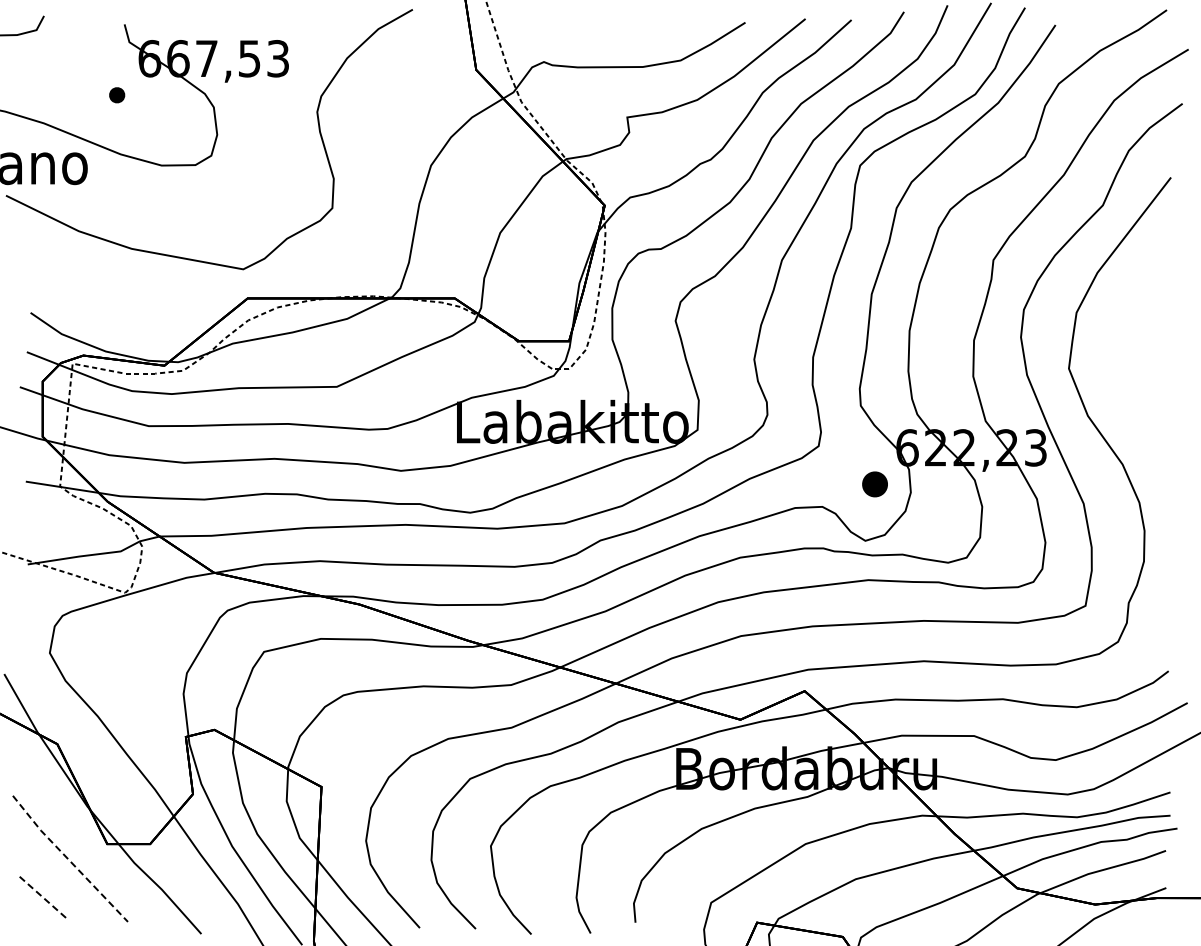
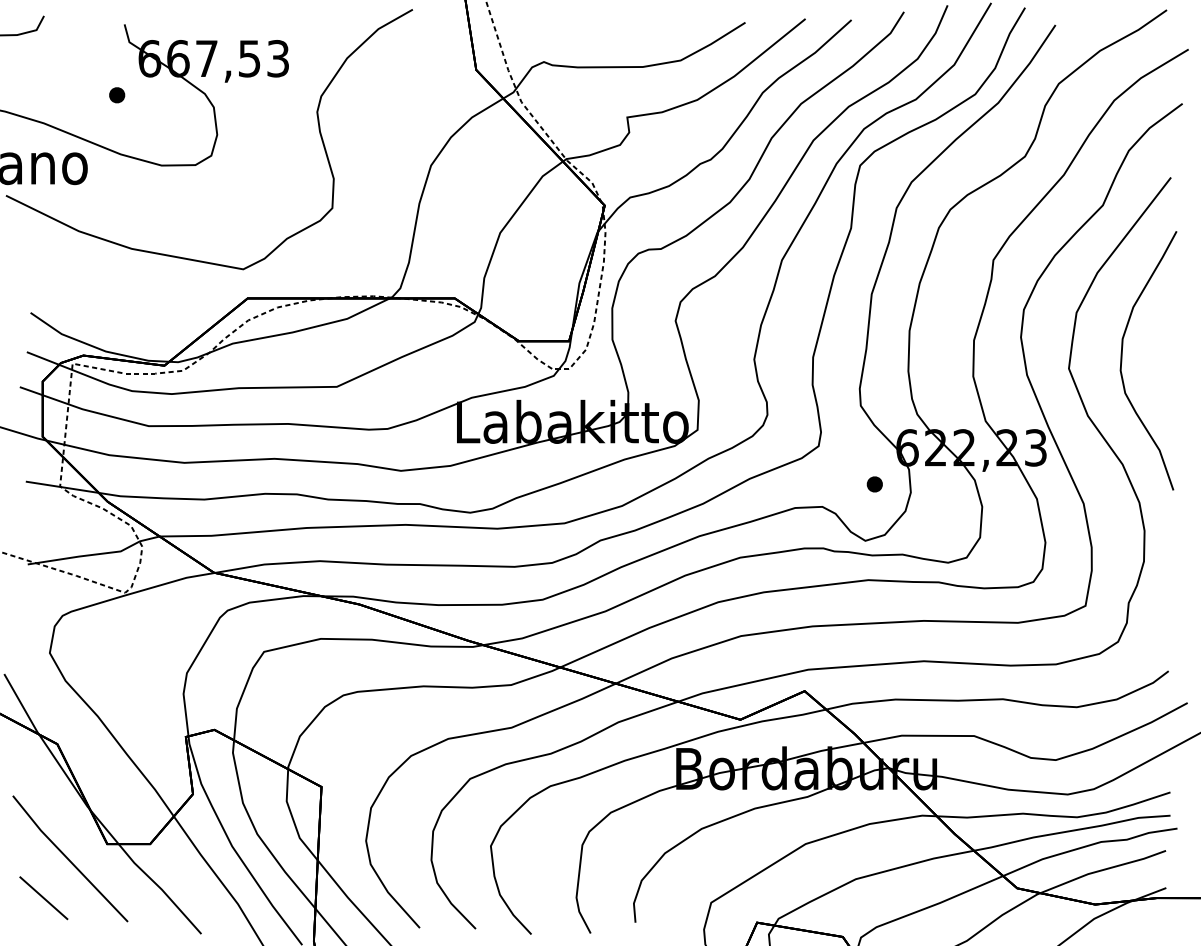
curve: none -> present (1122, 360)
part size: 26x27 px -> 17x17 px (874, 484)
line: dashed -> solid (69, 860)
line: dashed -> solid (44, 898)
